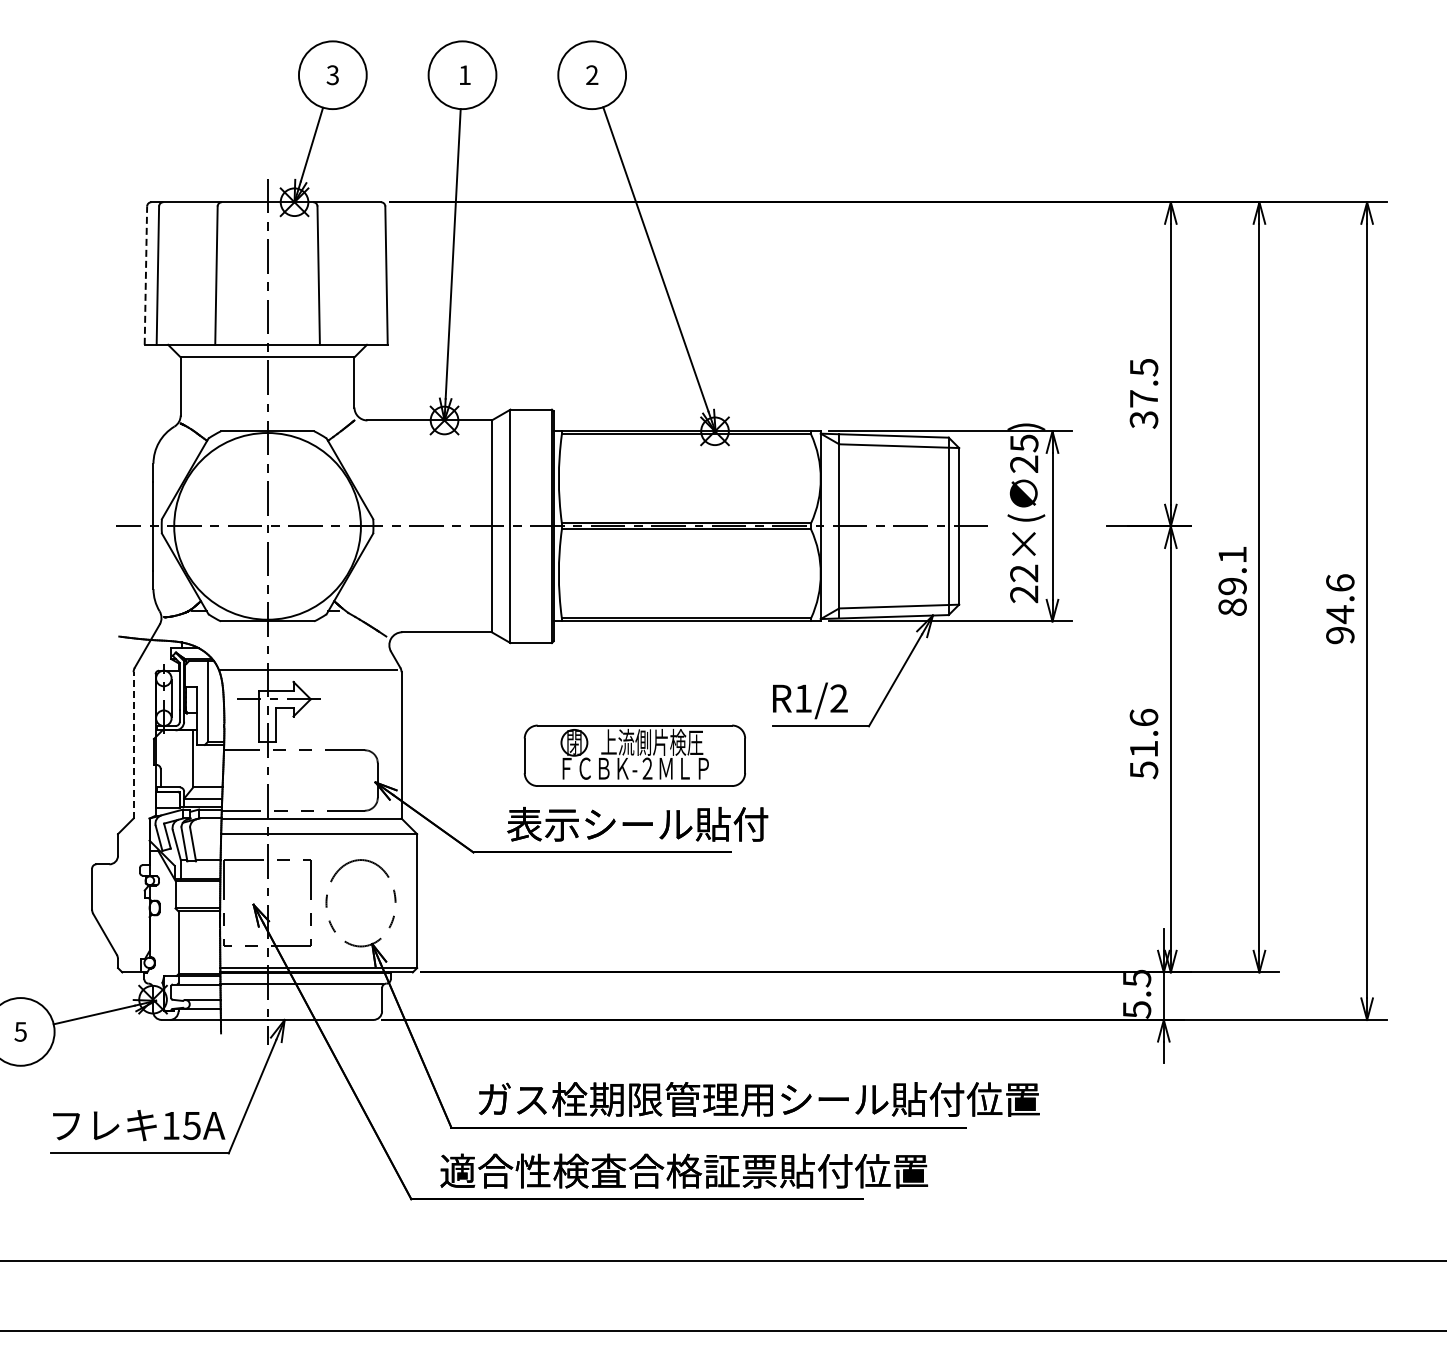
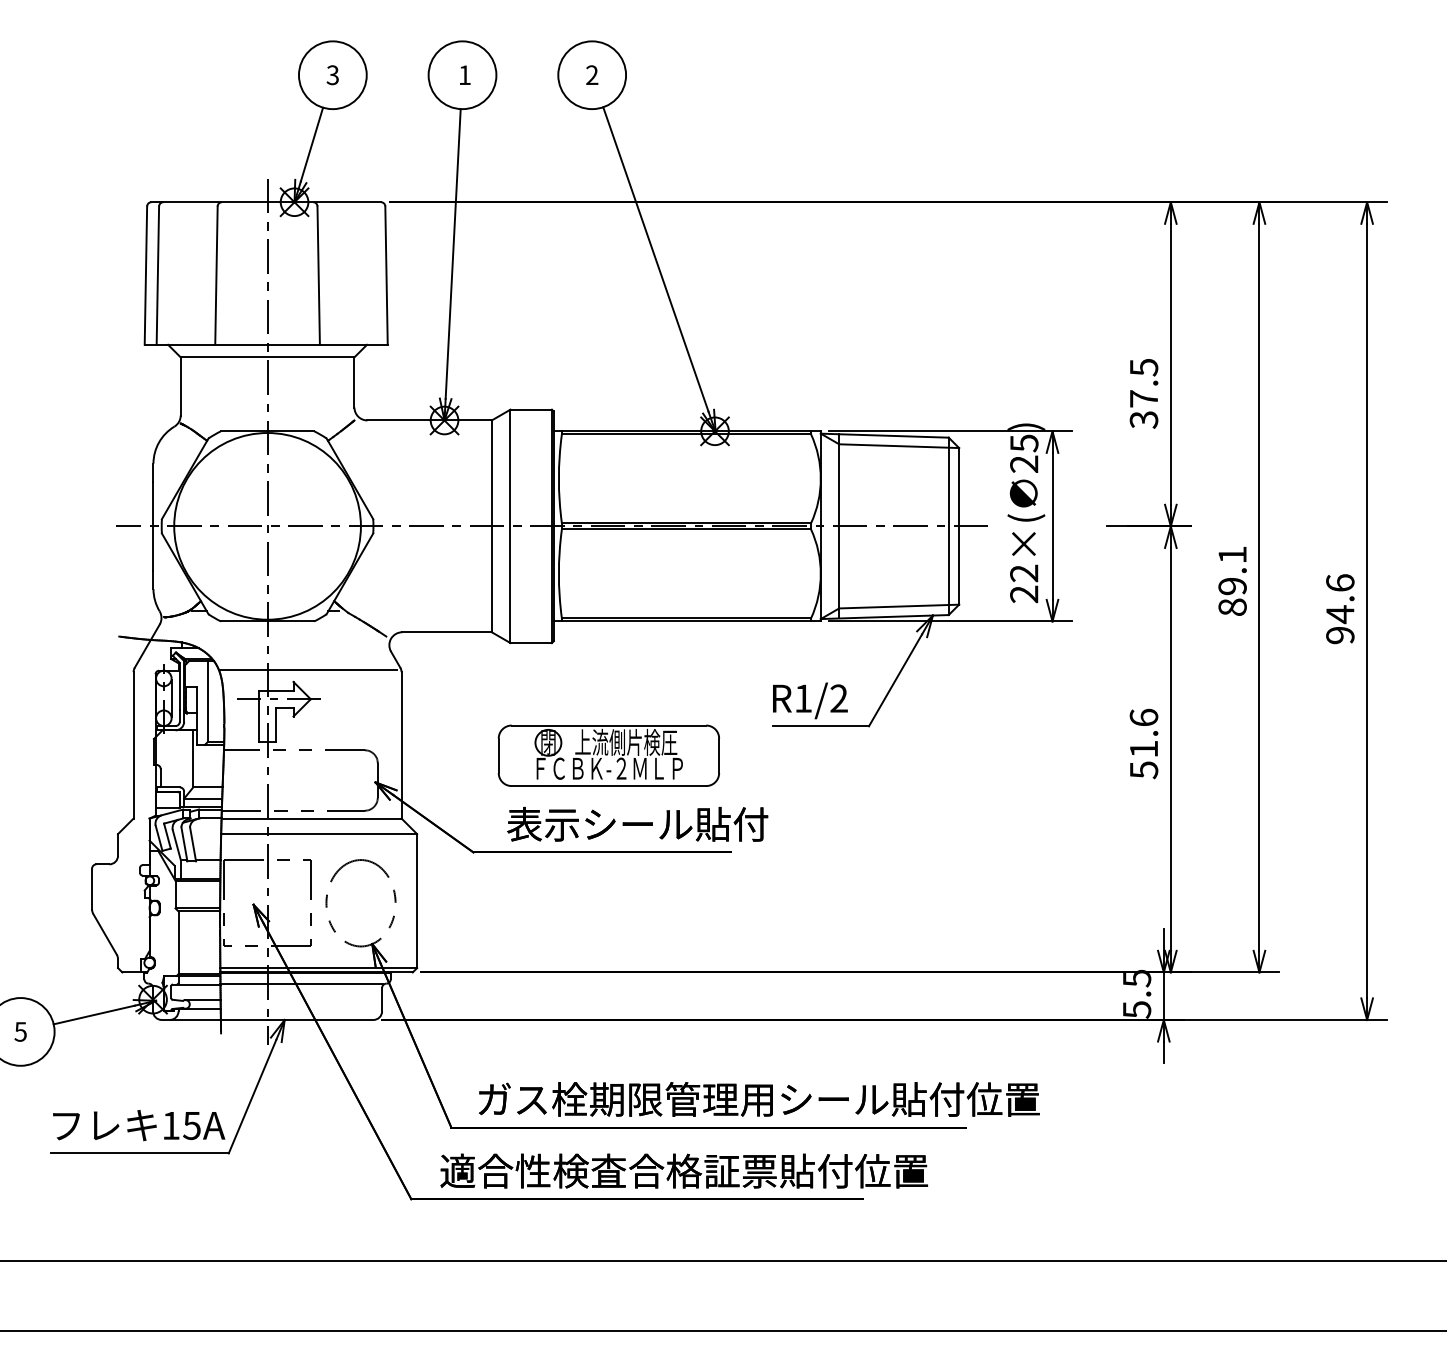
line: dashed -> solid (145, 275)
line: dashed -> solid (133, 744)
part position: (634, 755) -> (608, 755) (608, 755)
